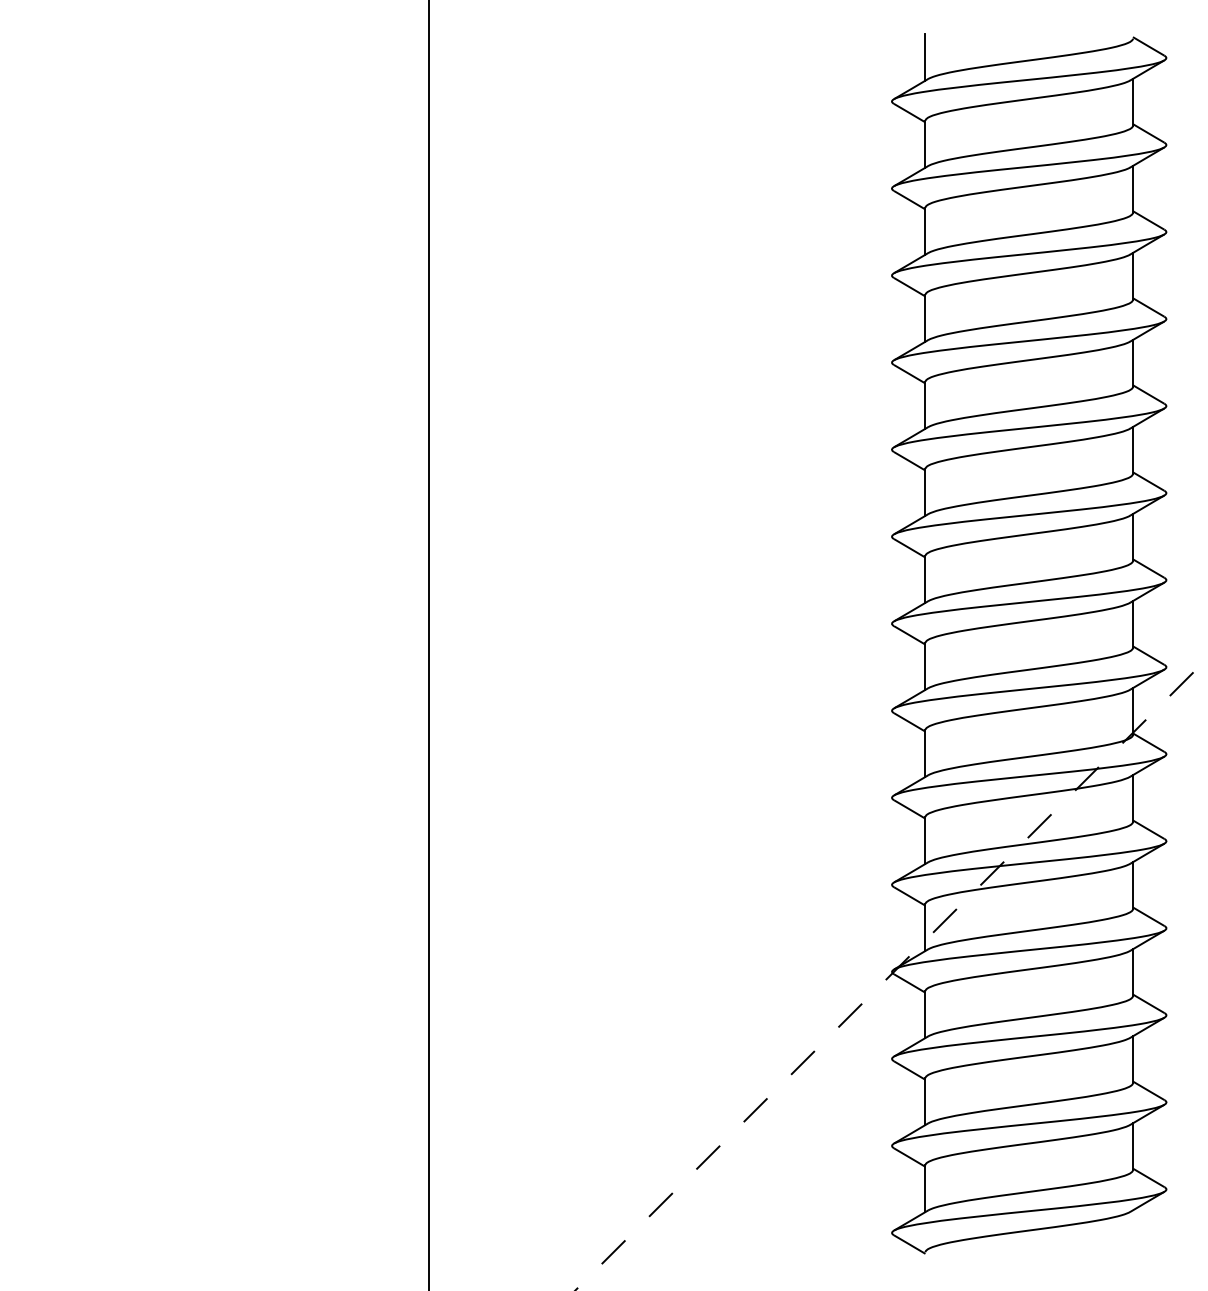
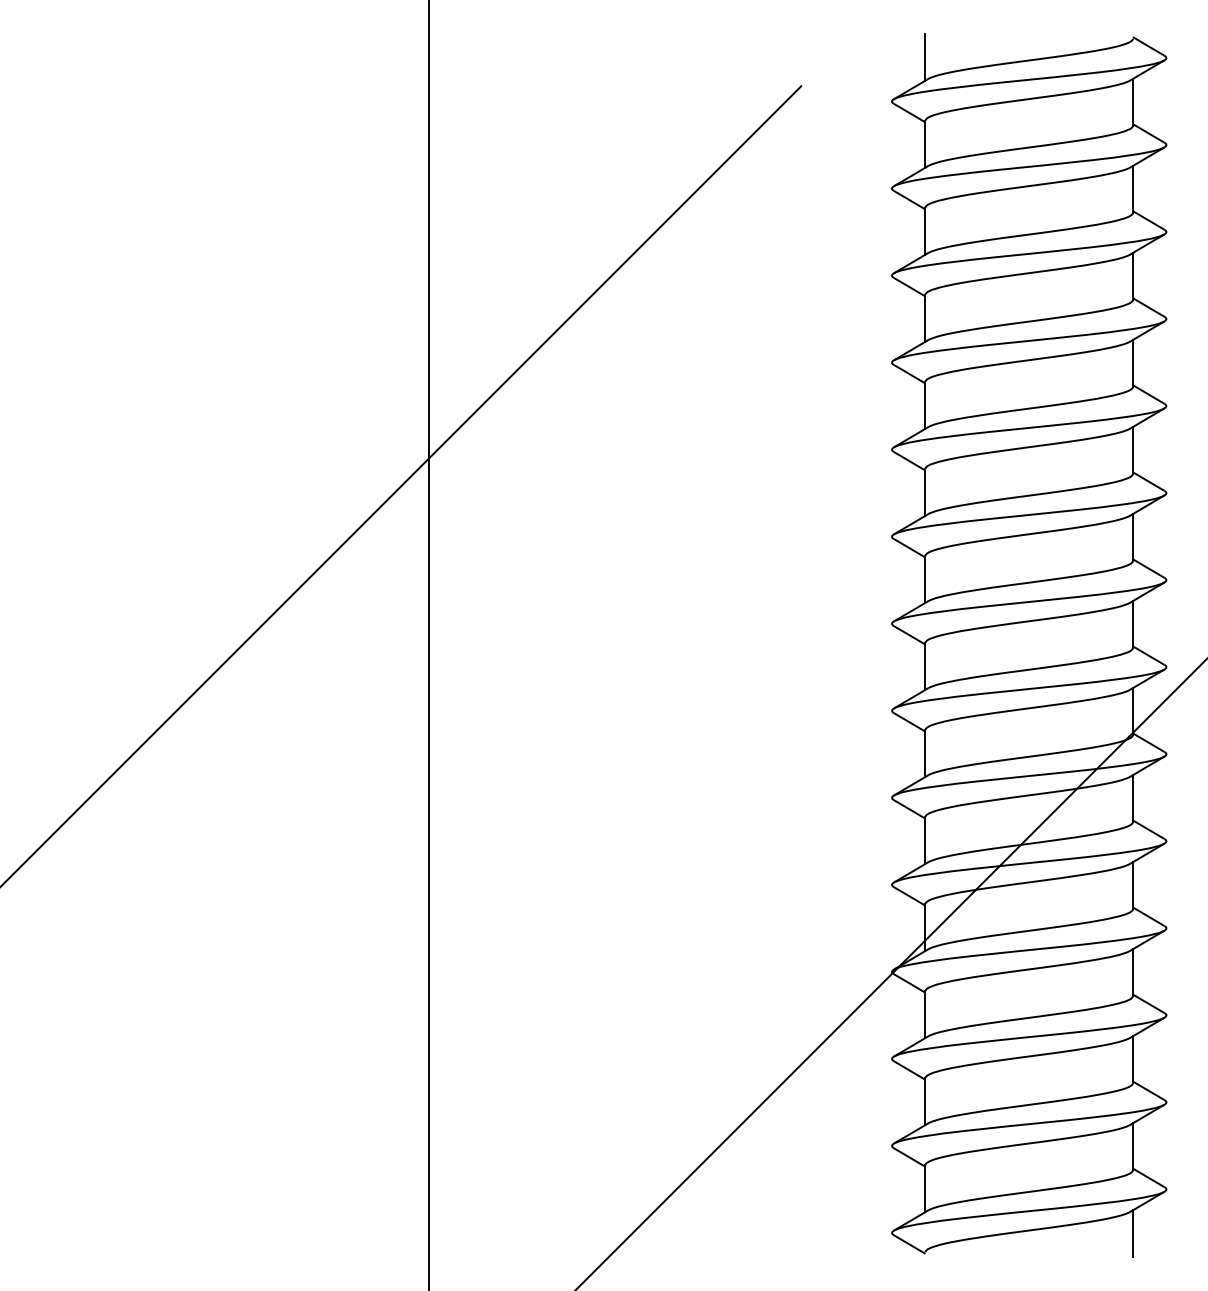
line: none -> present (401, 485)
line: dashed -> solid (891, 974)
line: none -> present (1132, 1233)
